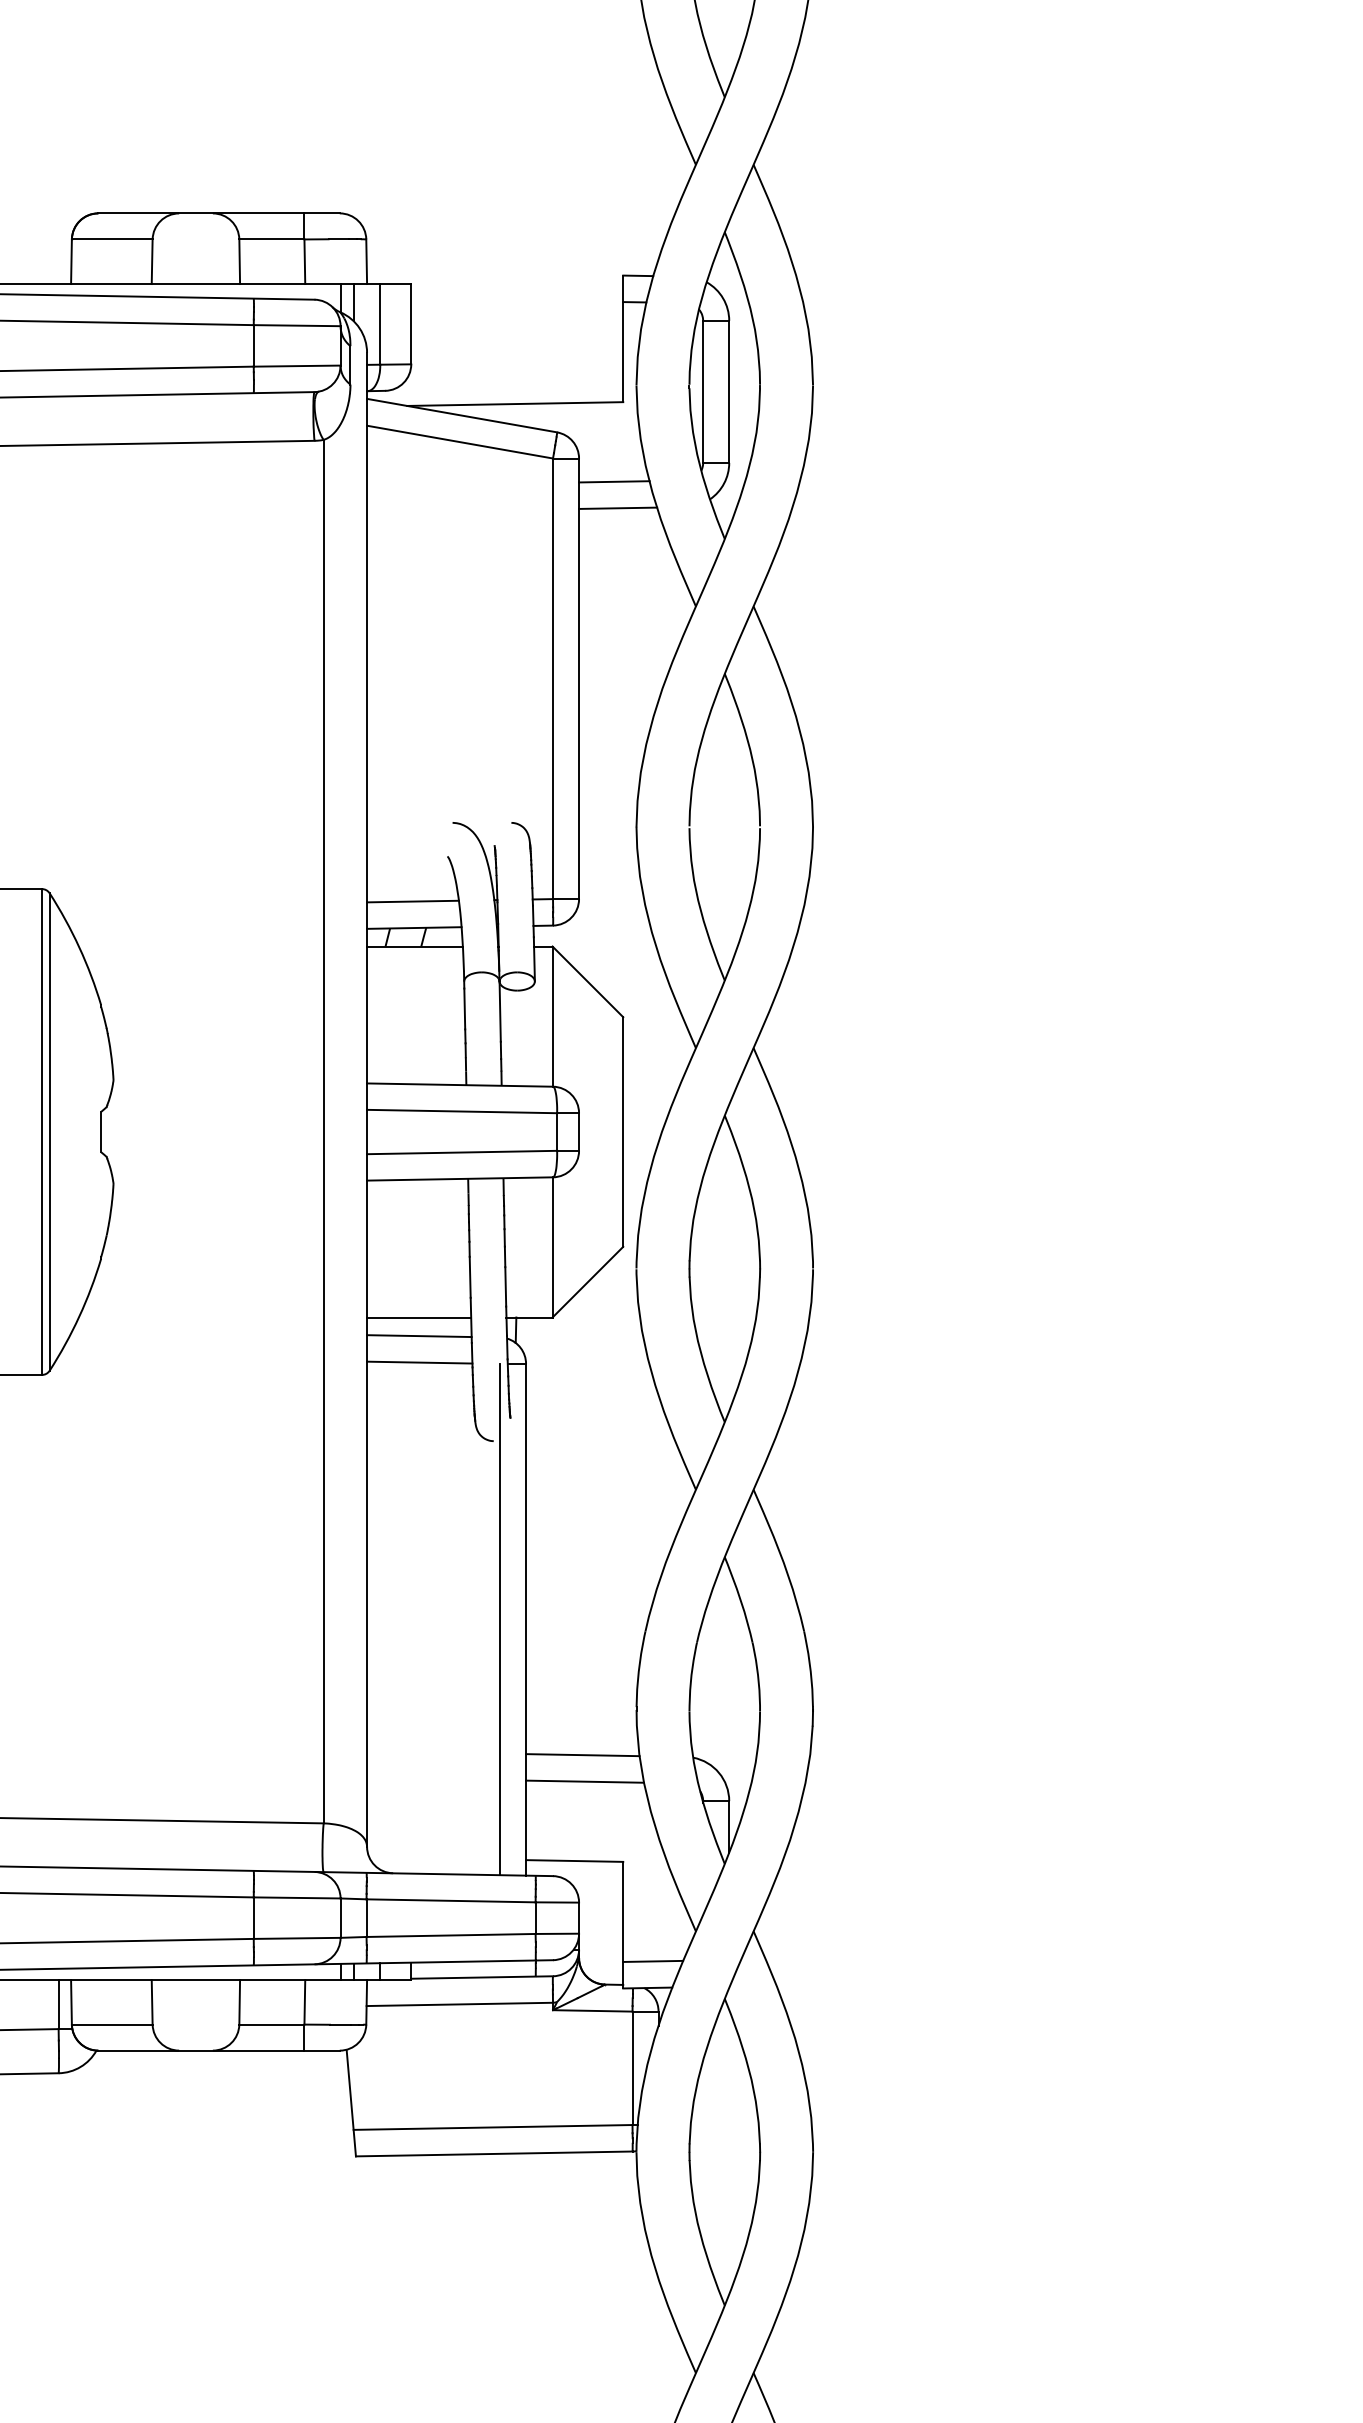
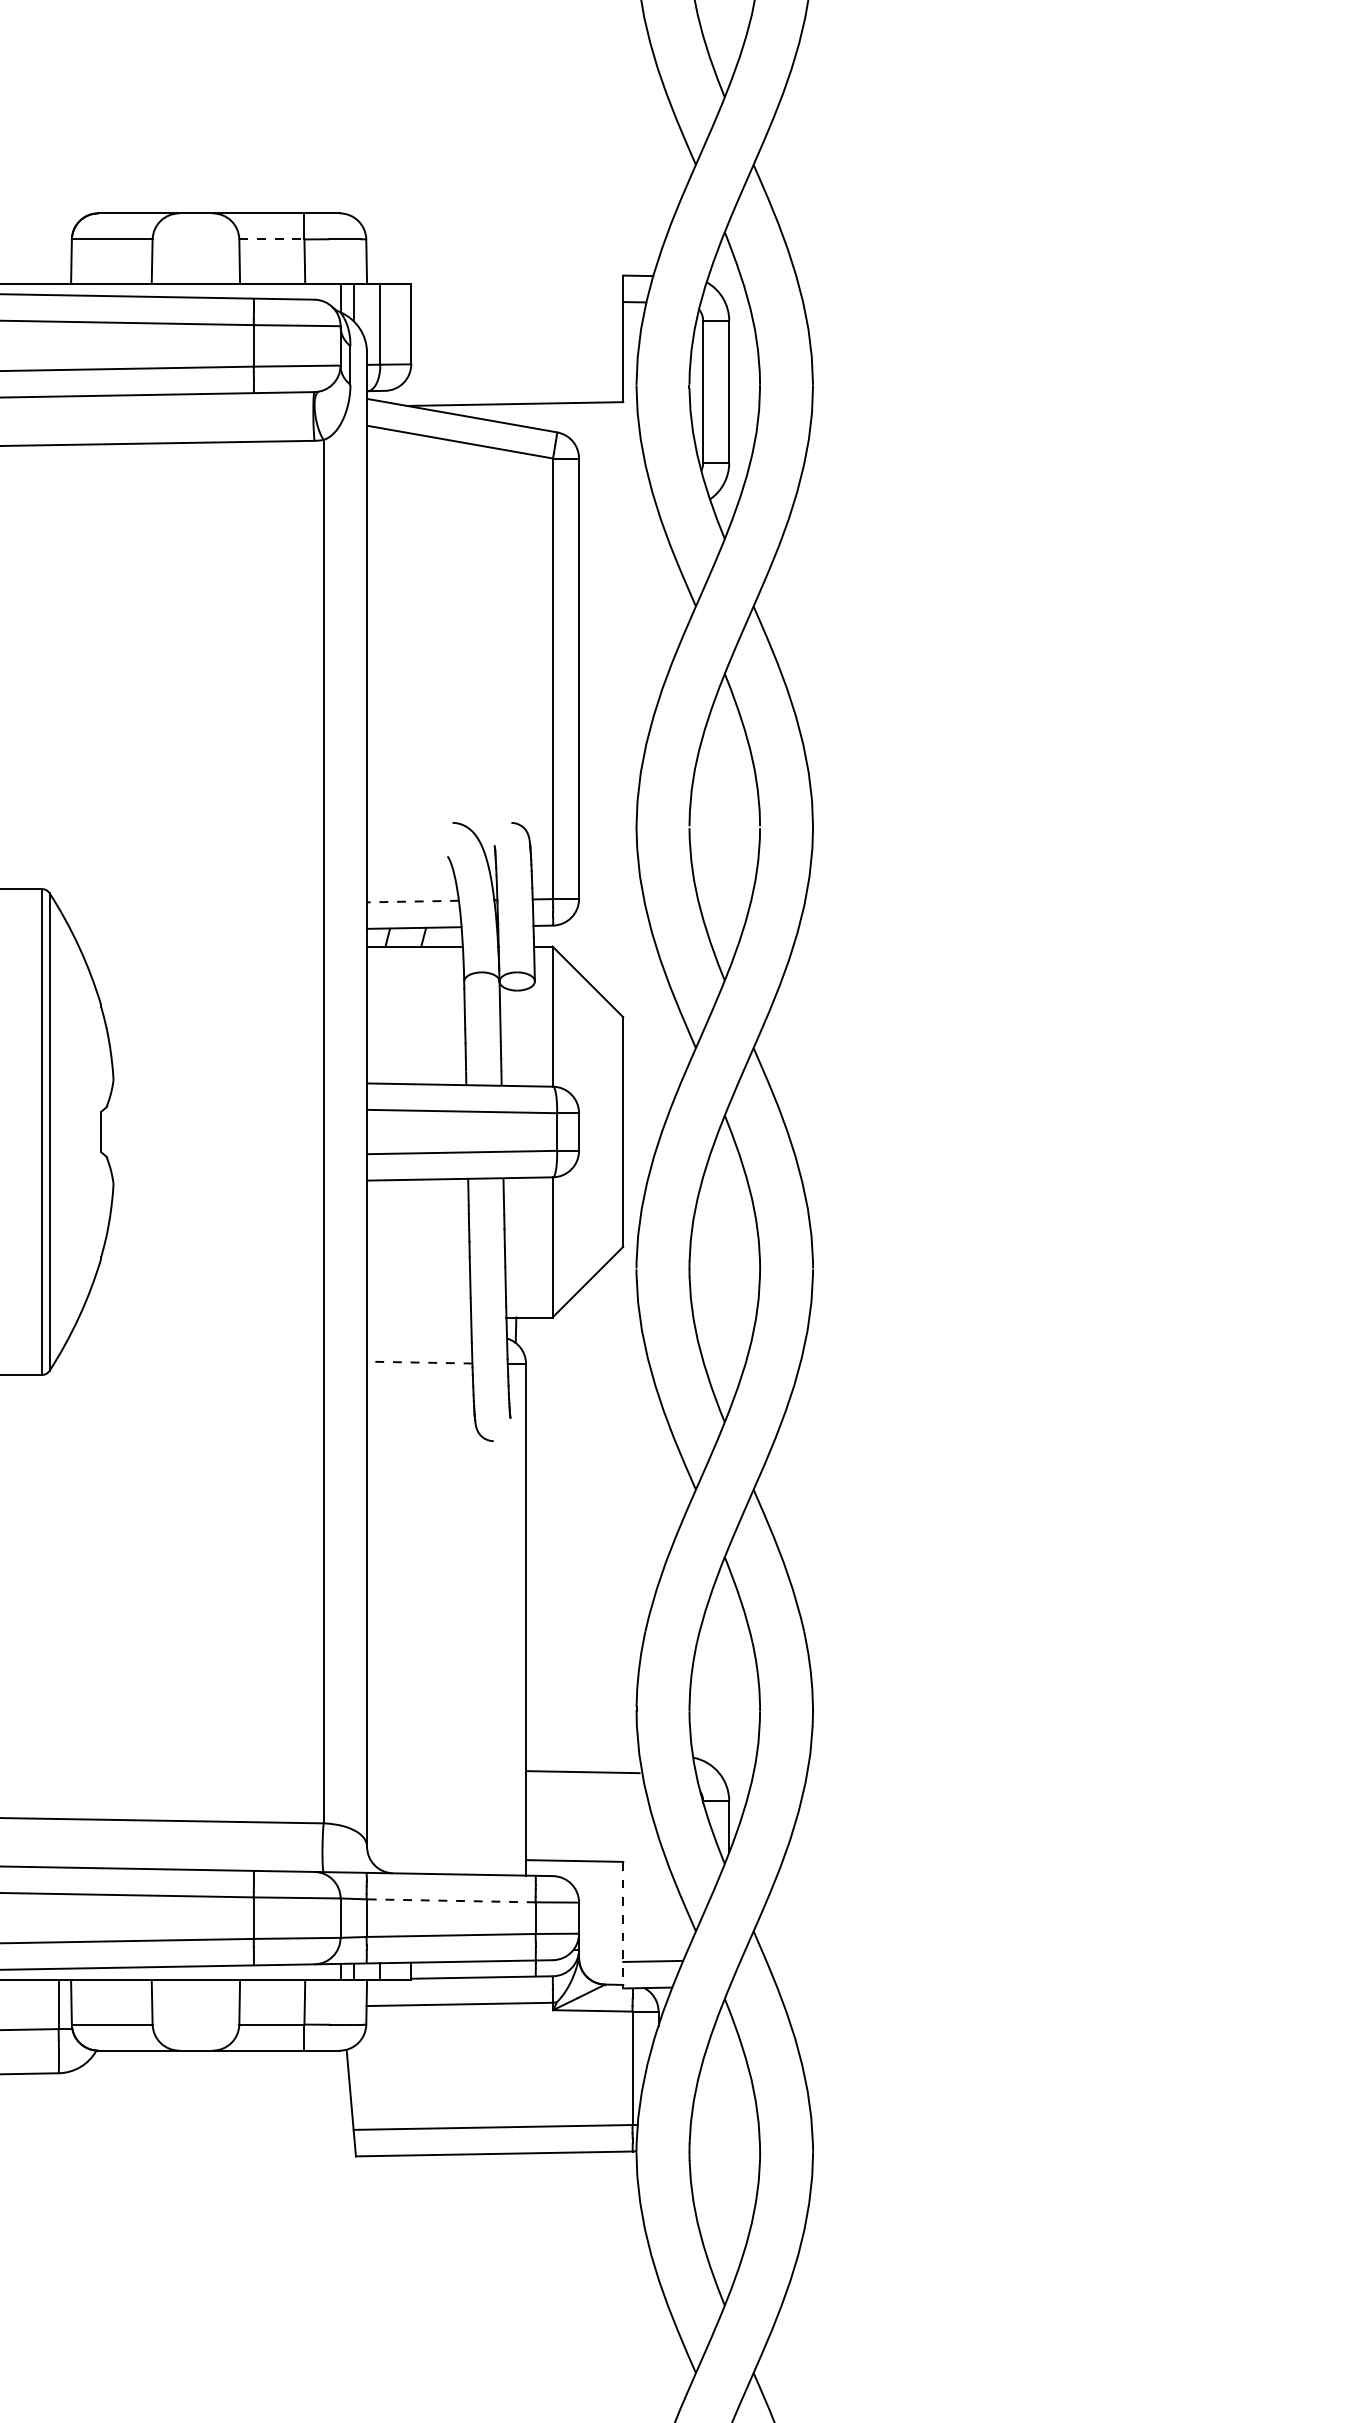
line: solid -> dashed (271, 239)
line: present -> none (614, 481)
line: present -> none (618, 507)
line: solid -> dashed (413, 901)
line: present -> none (419, 1317)
line: present -> none (419, 1336)
line: solid -> dashed (419, 1362)
line: present -> none (500, 1619)
line position: (582, 1755) -> (582, 1772) (582, 1772)
line: present -> none (584, 1781)
line: solid -> dashed (451, 1900)
line: solid -> dashed (623, 1925)
